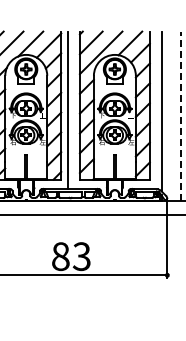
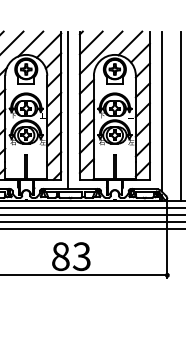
line: dashed -> solid (181, 116)
line: none -> present (92, 207)
line: none -> present (92, 221)
line: none -> present (92, 228)
